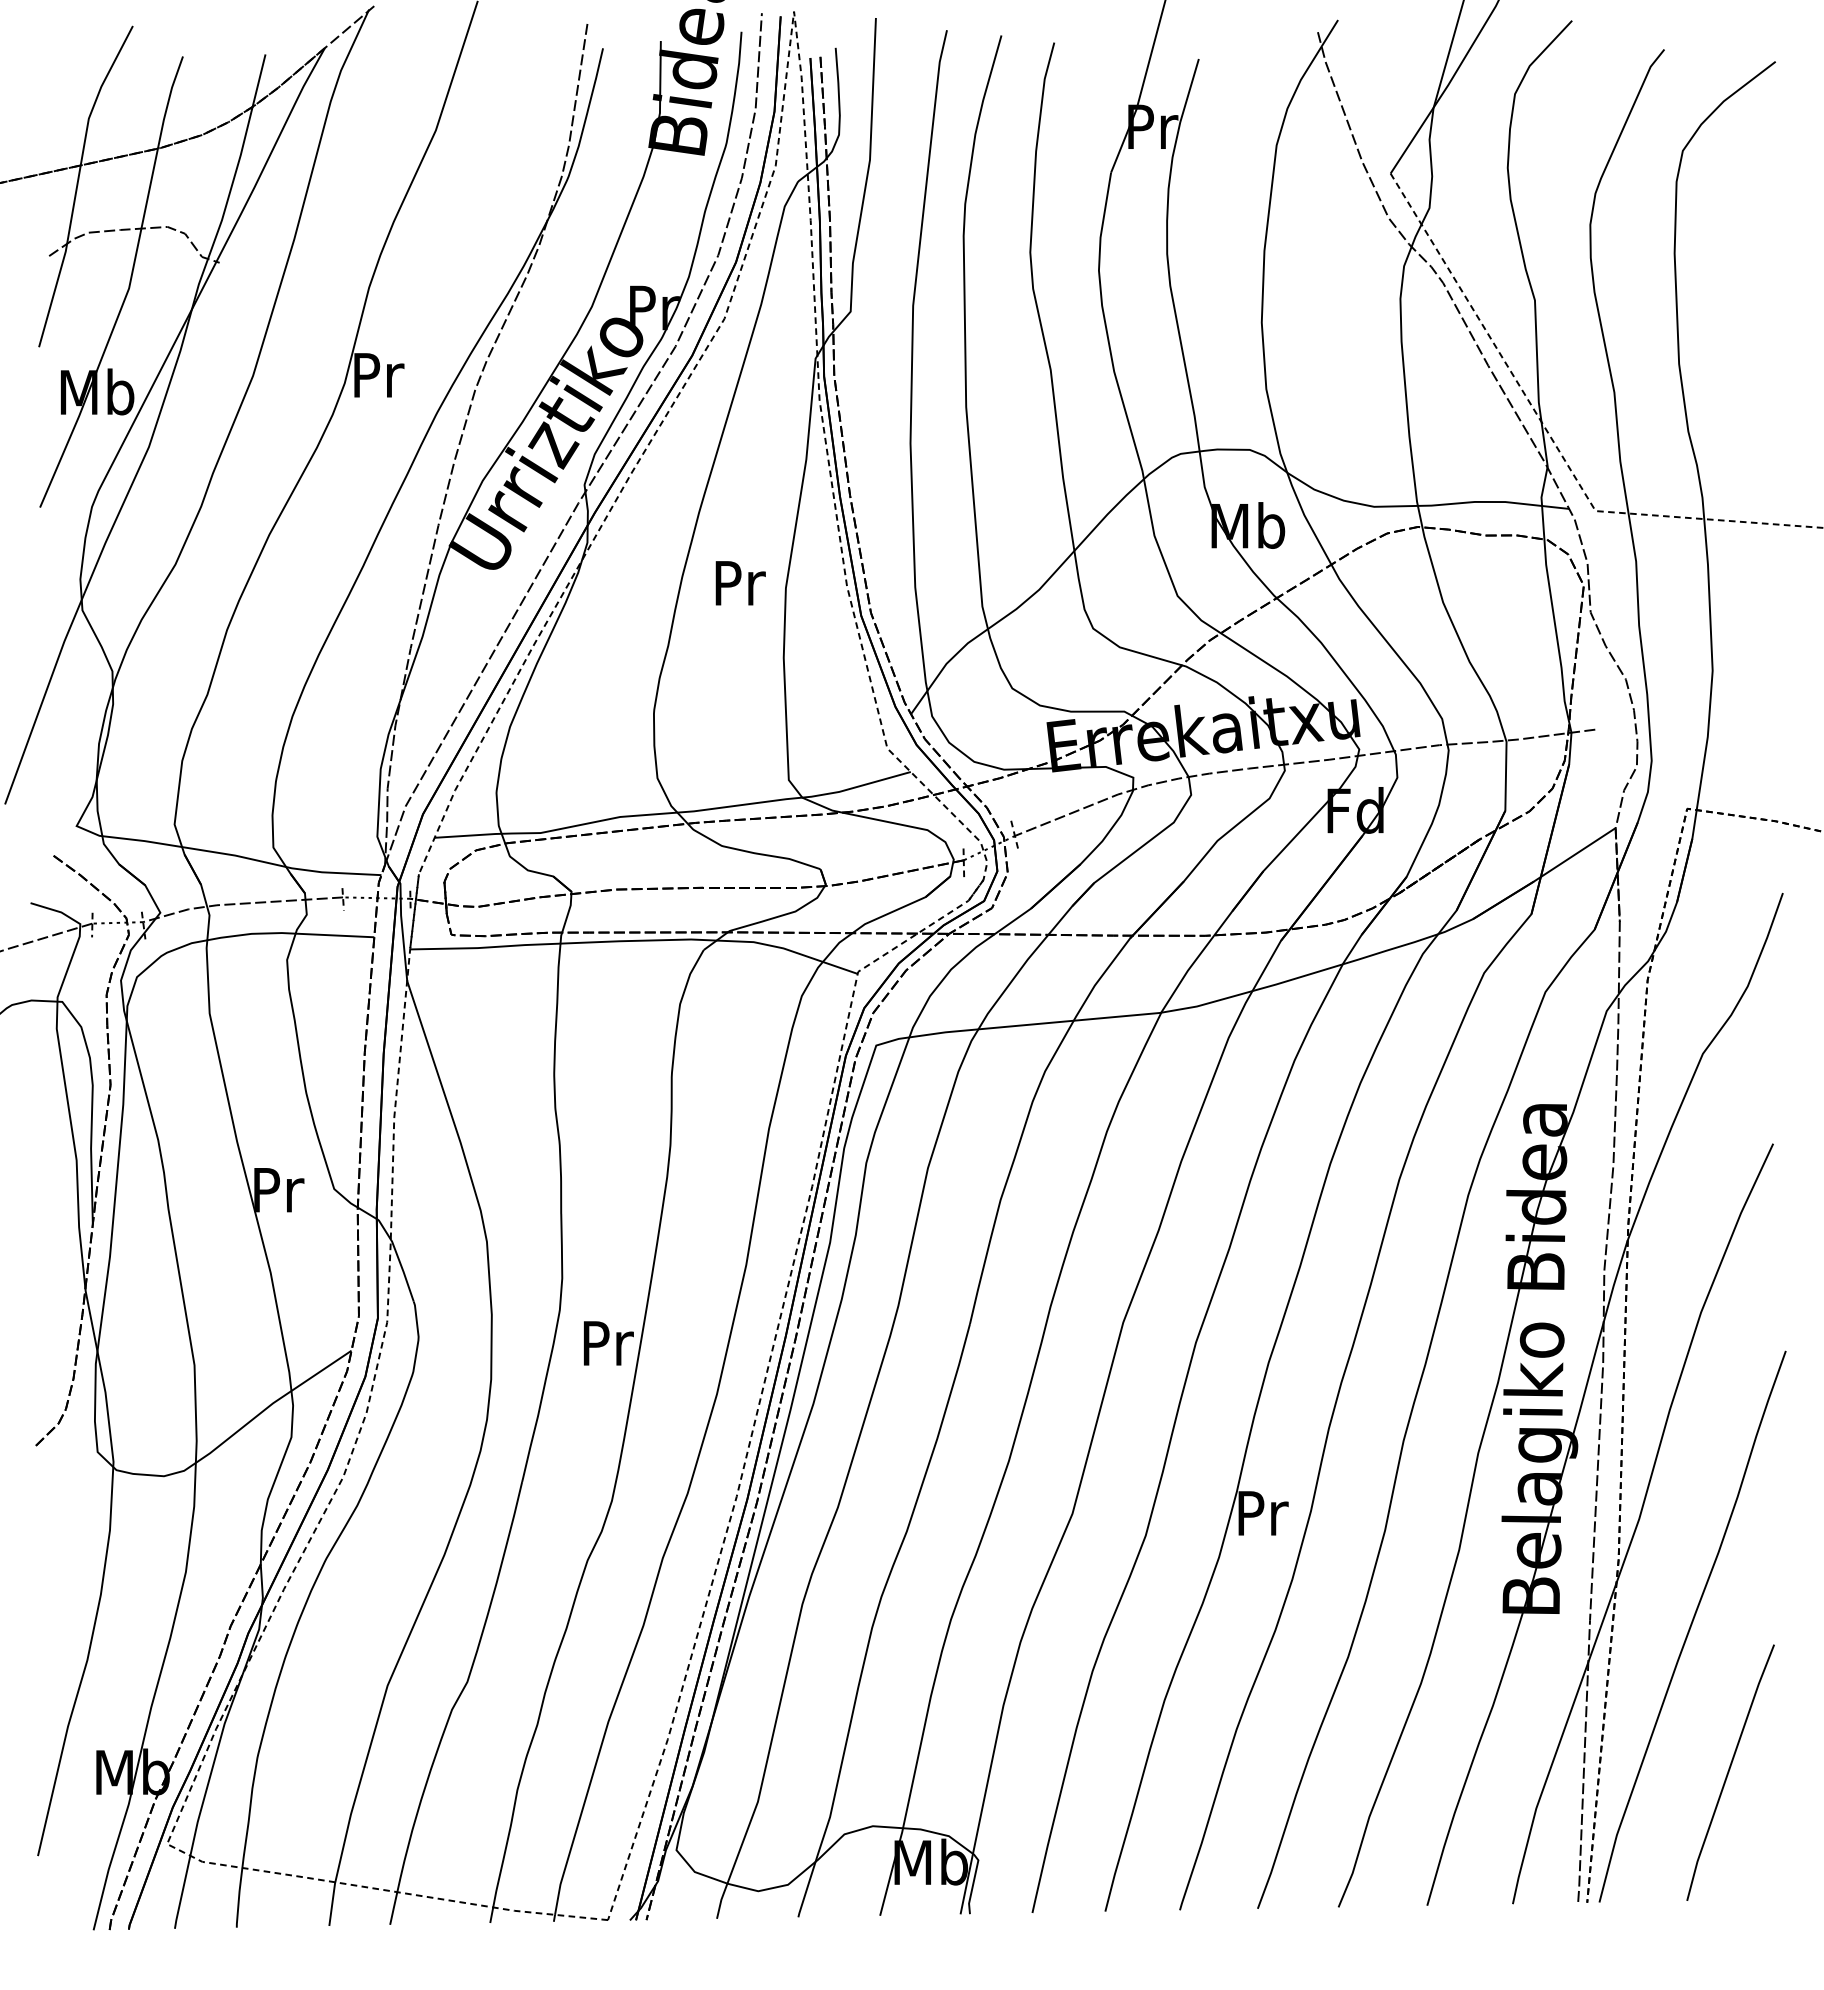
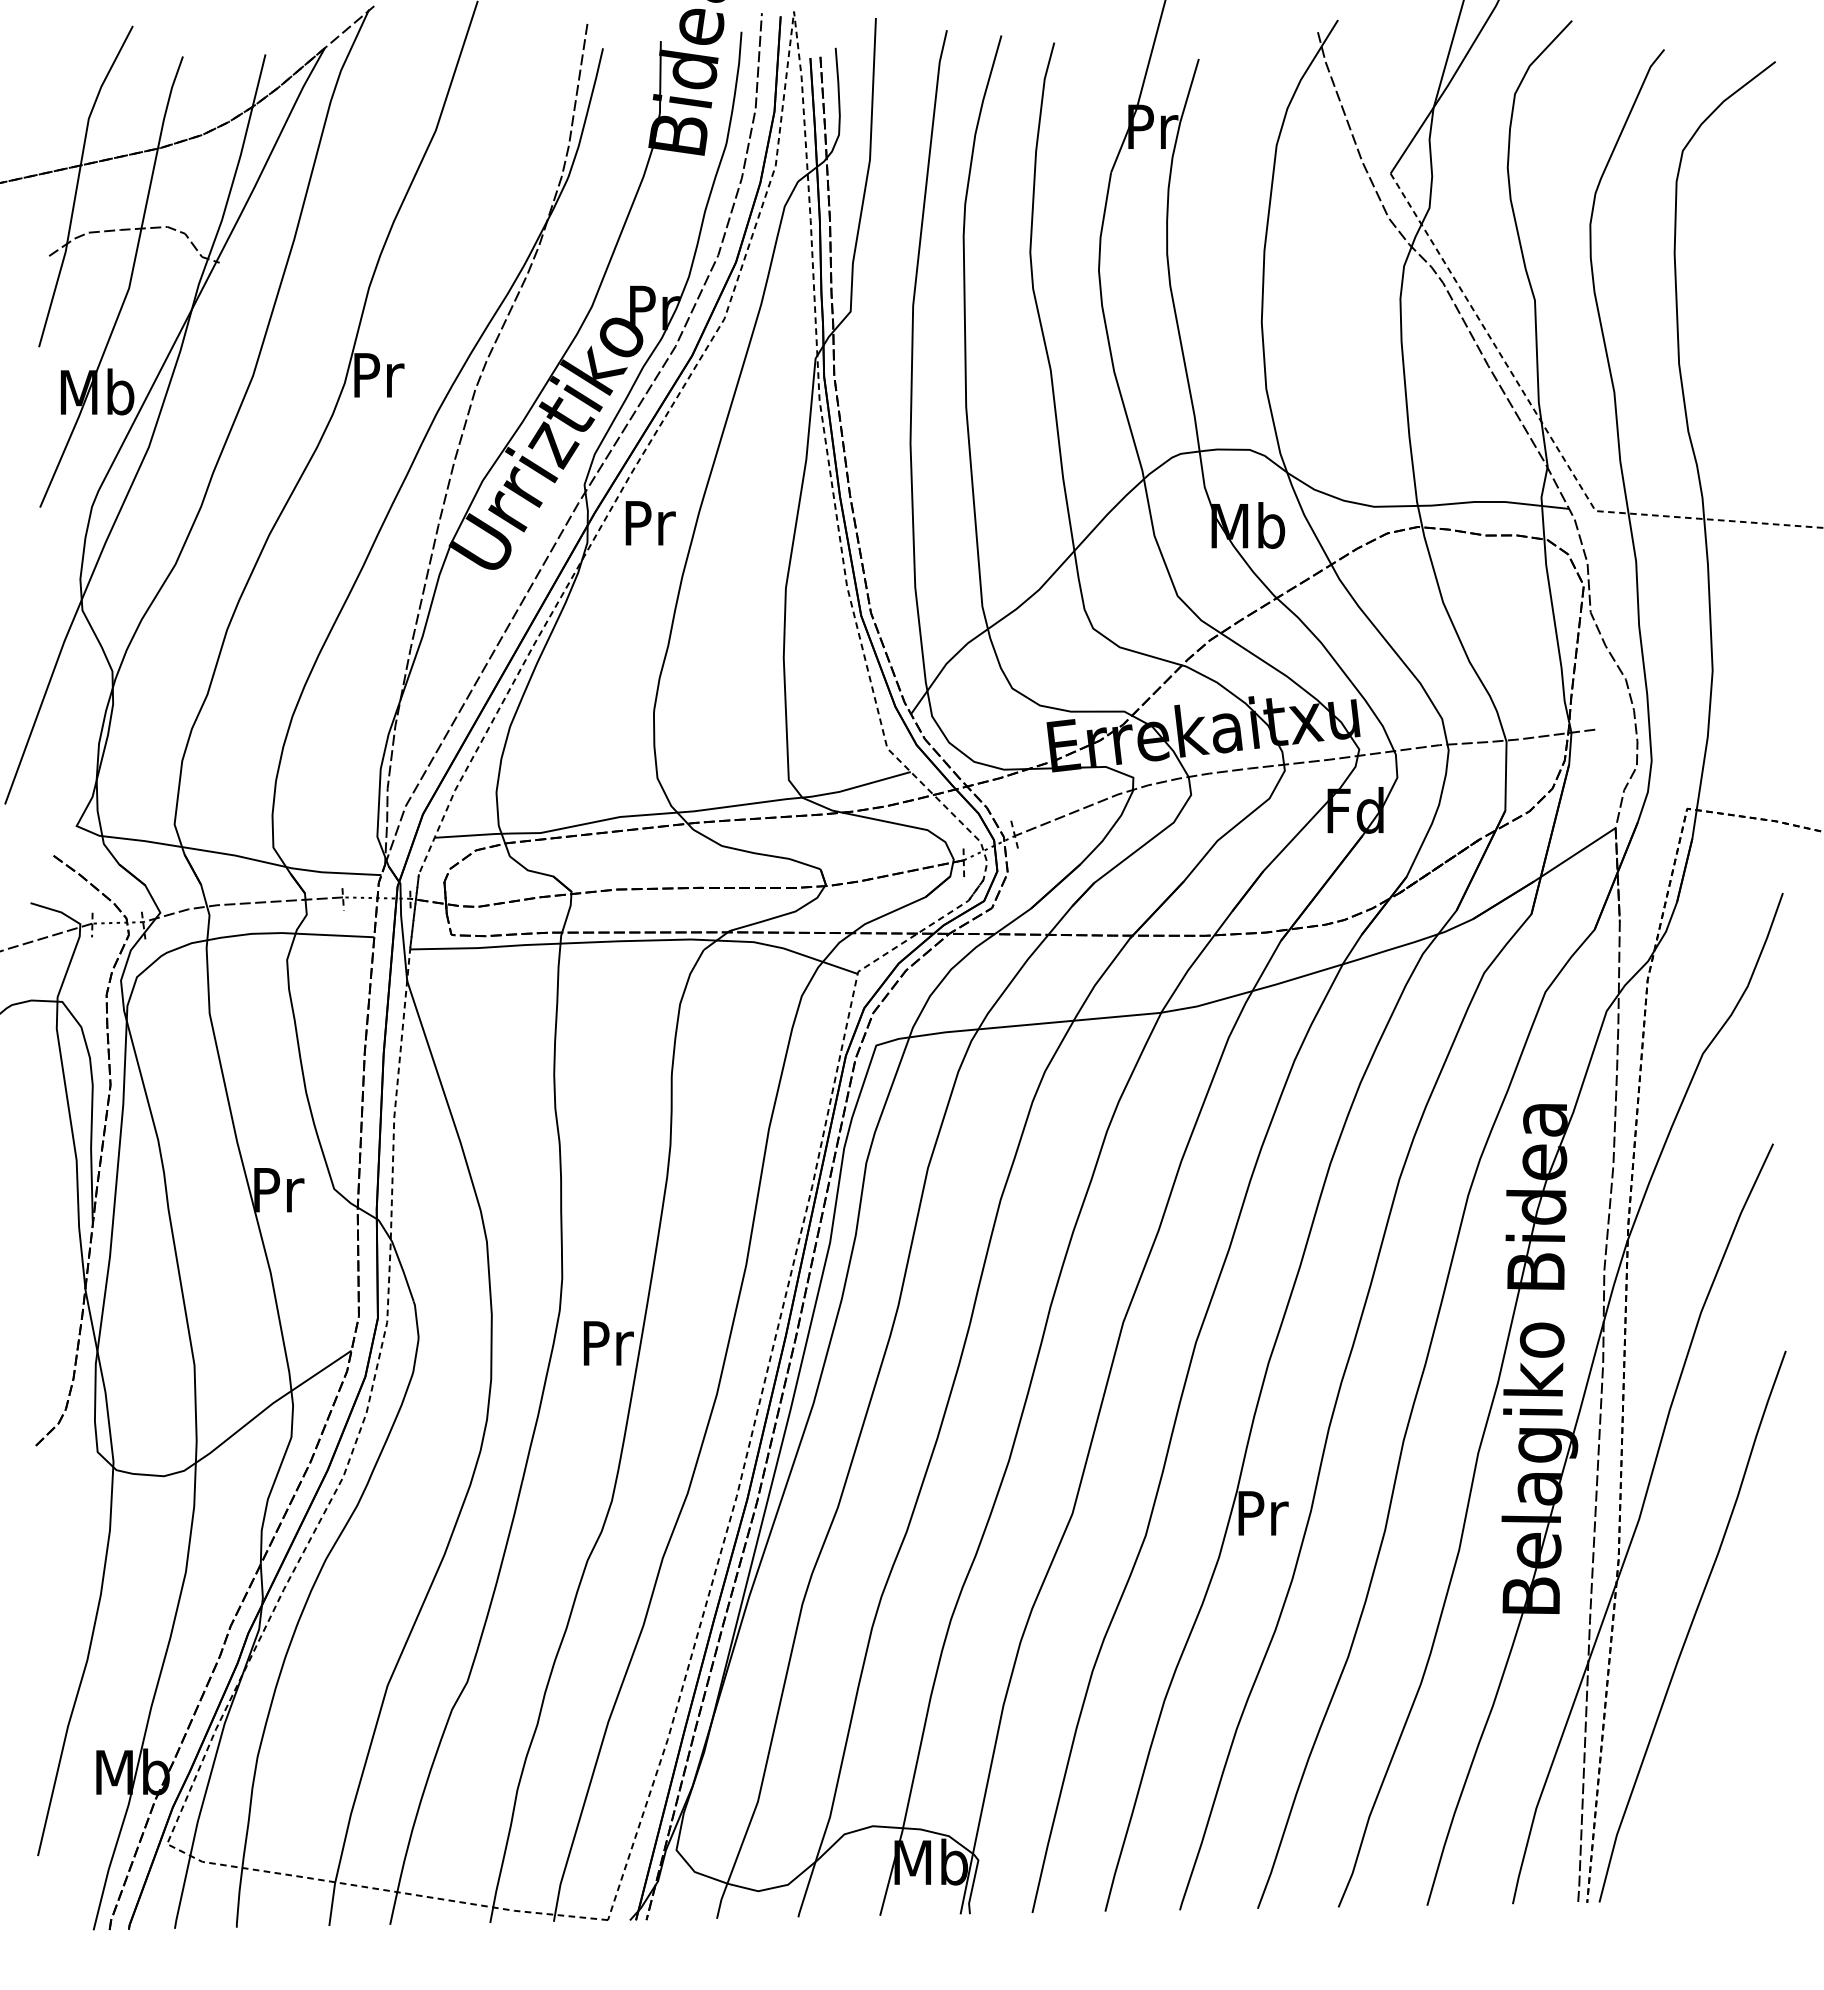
text position: (740, 583) -> (650, 523) (650, 523)
curve: present -> none (1729, 1772)
